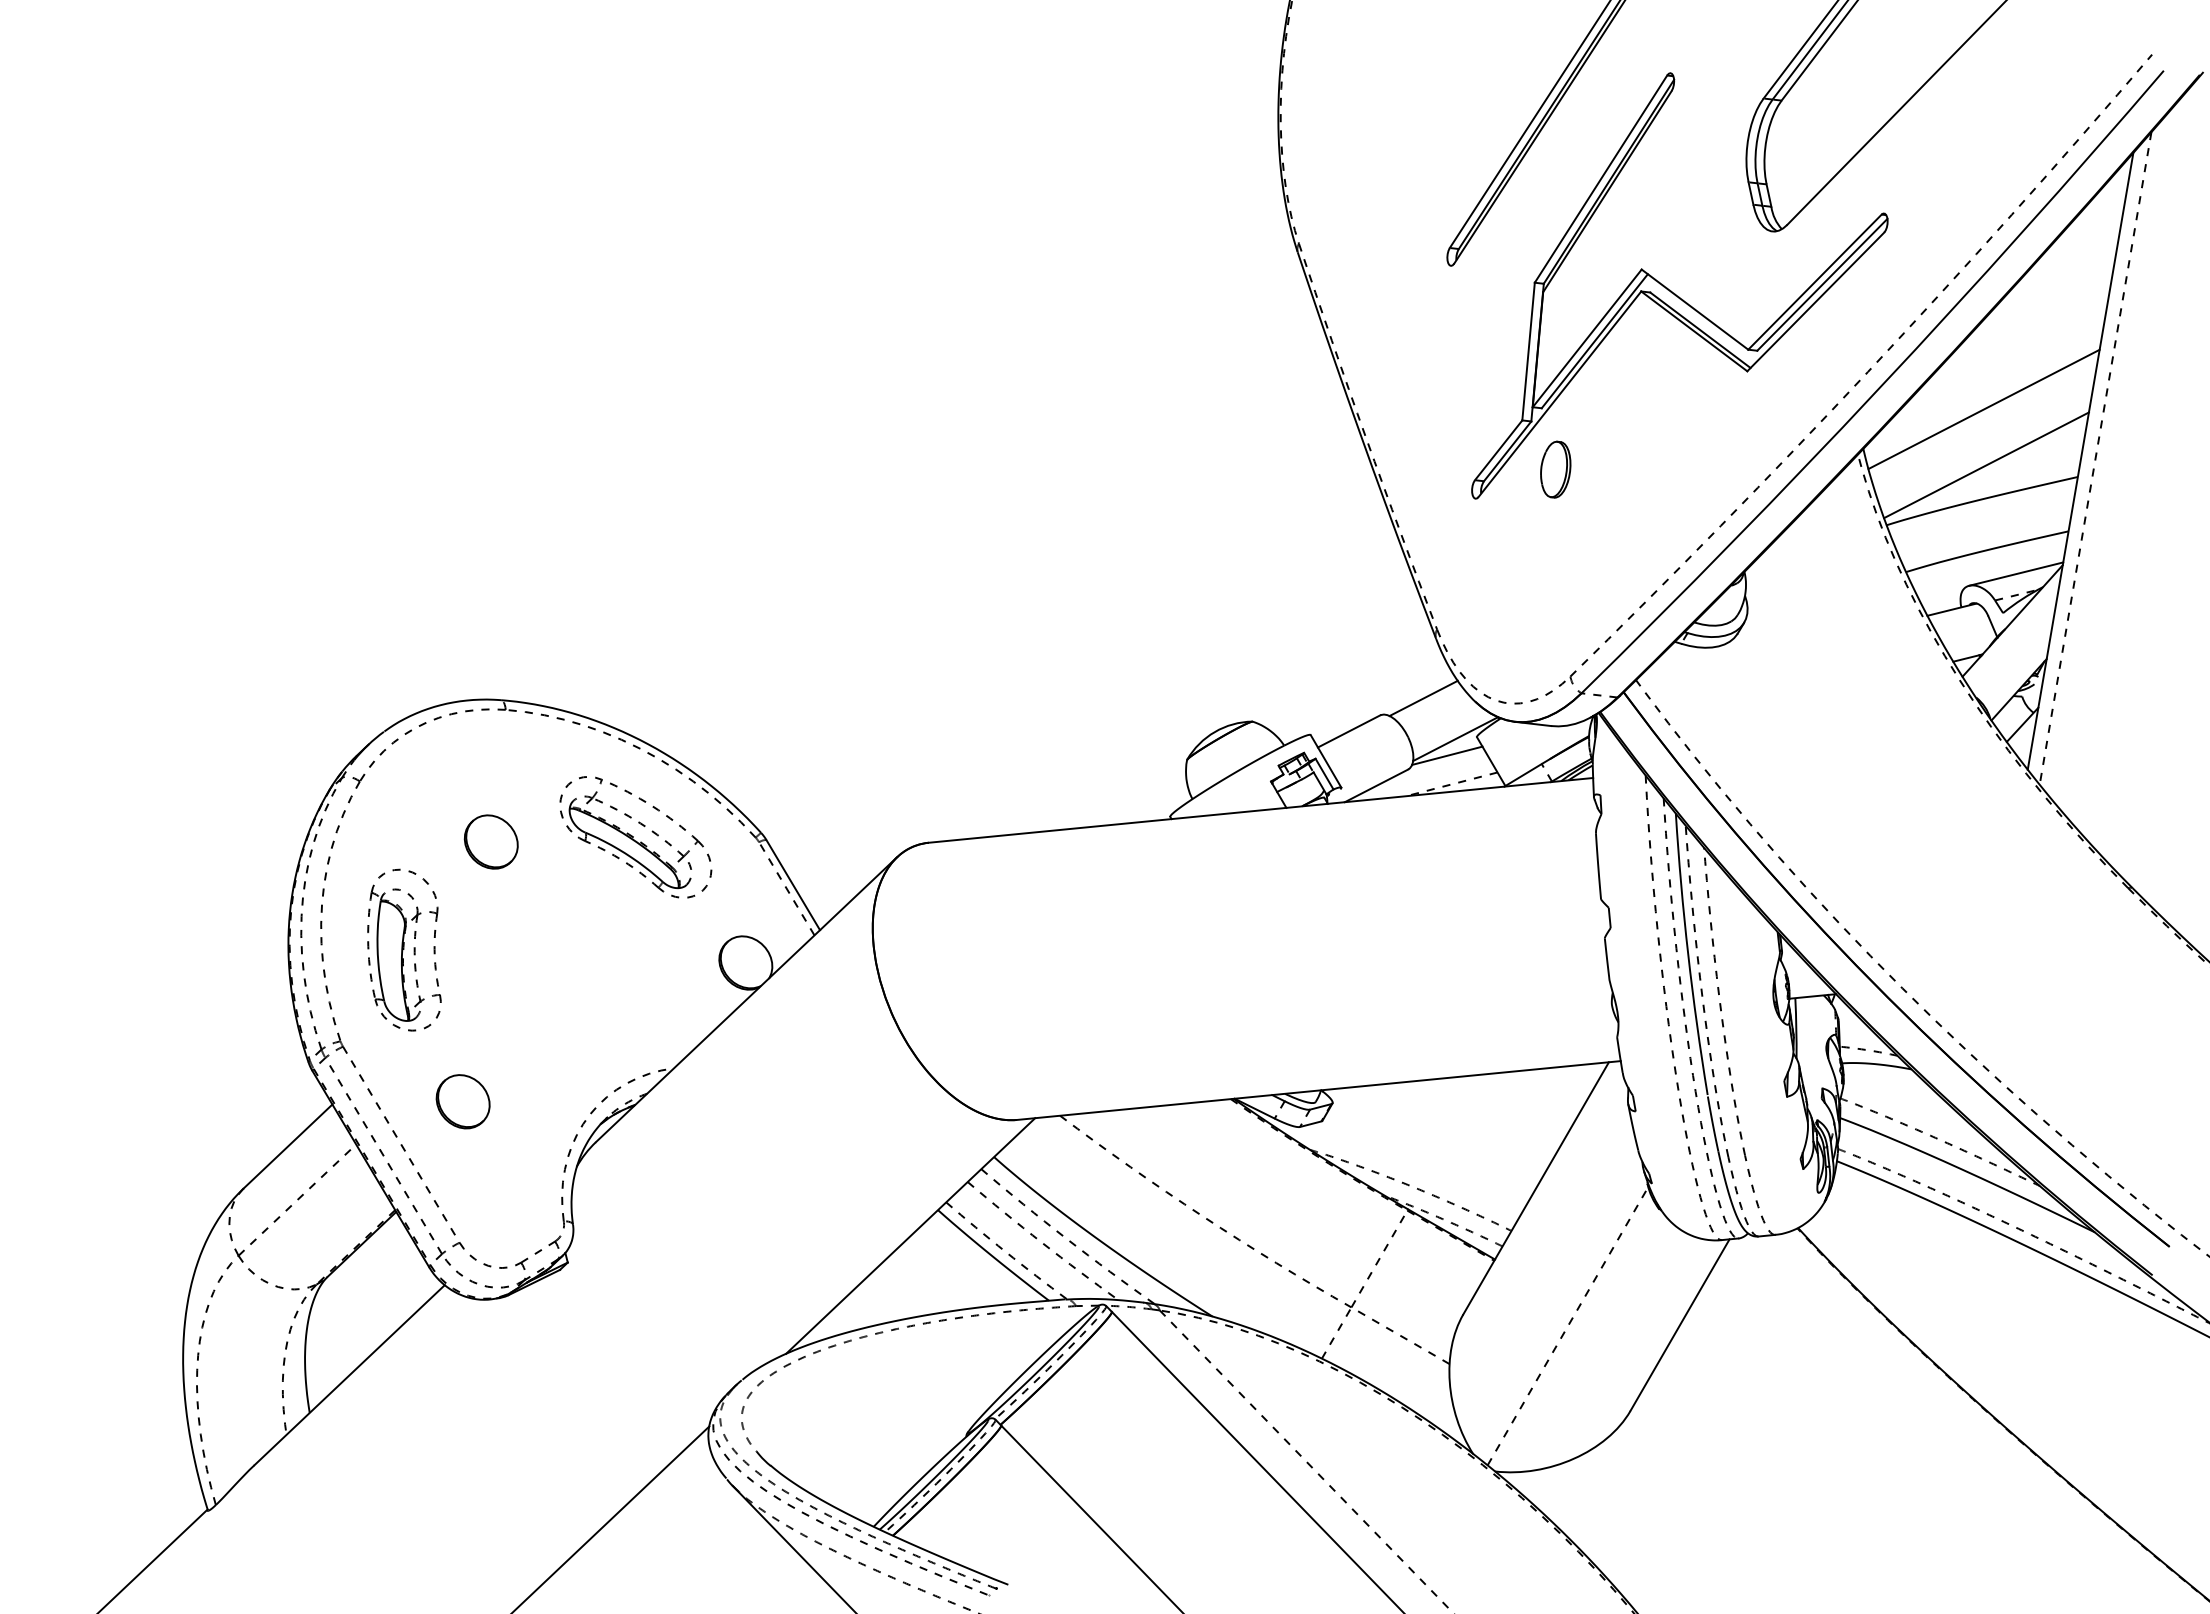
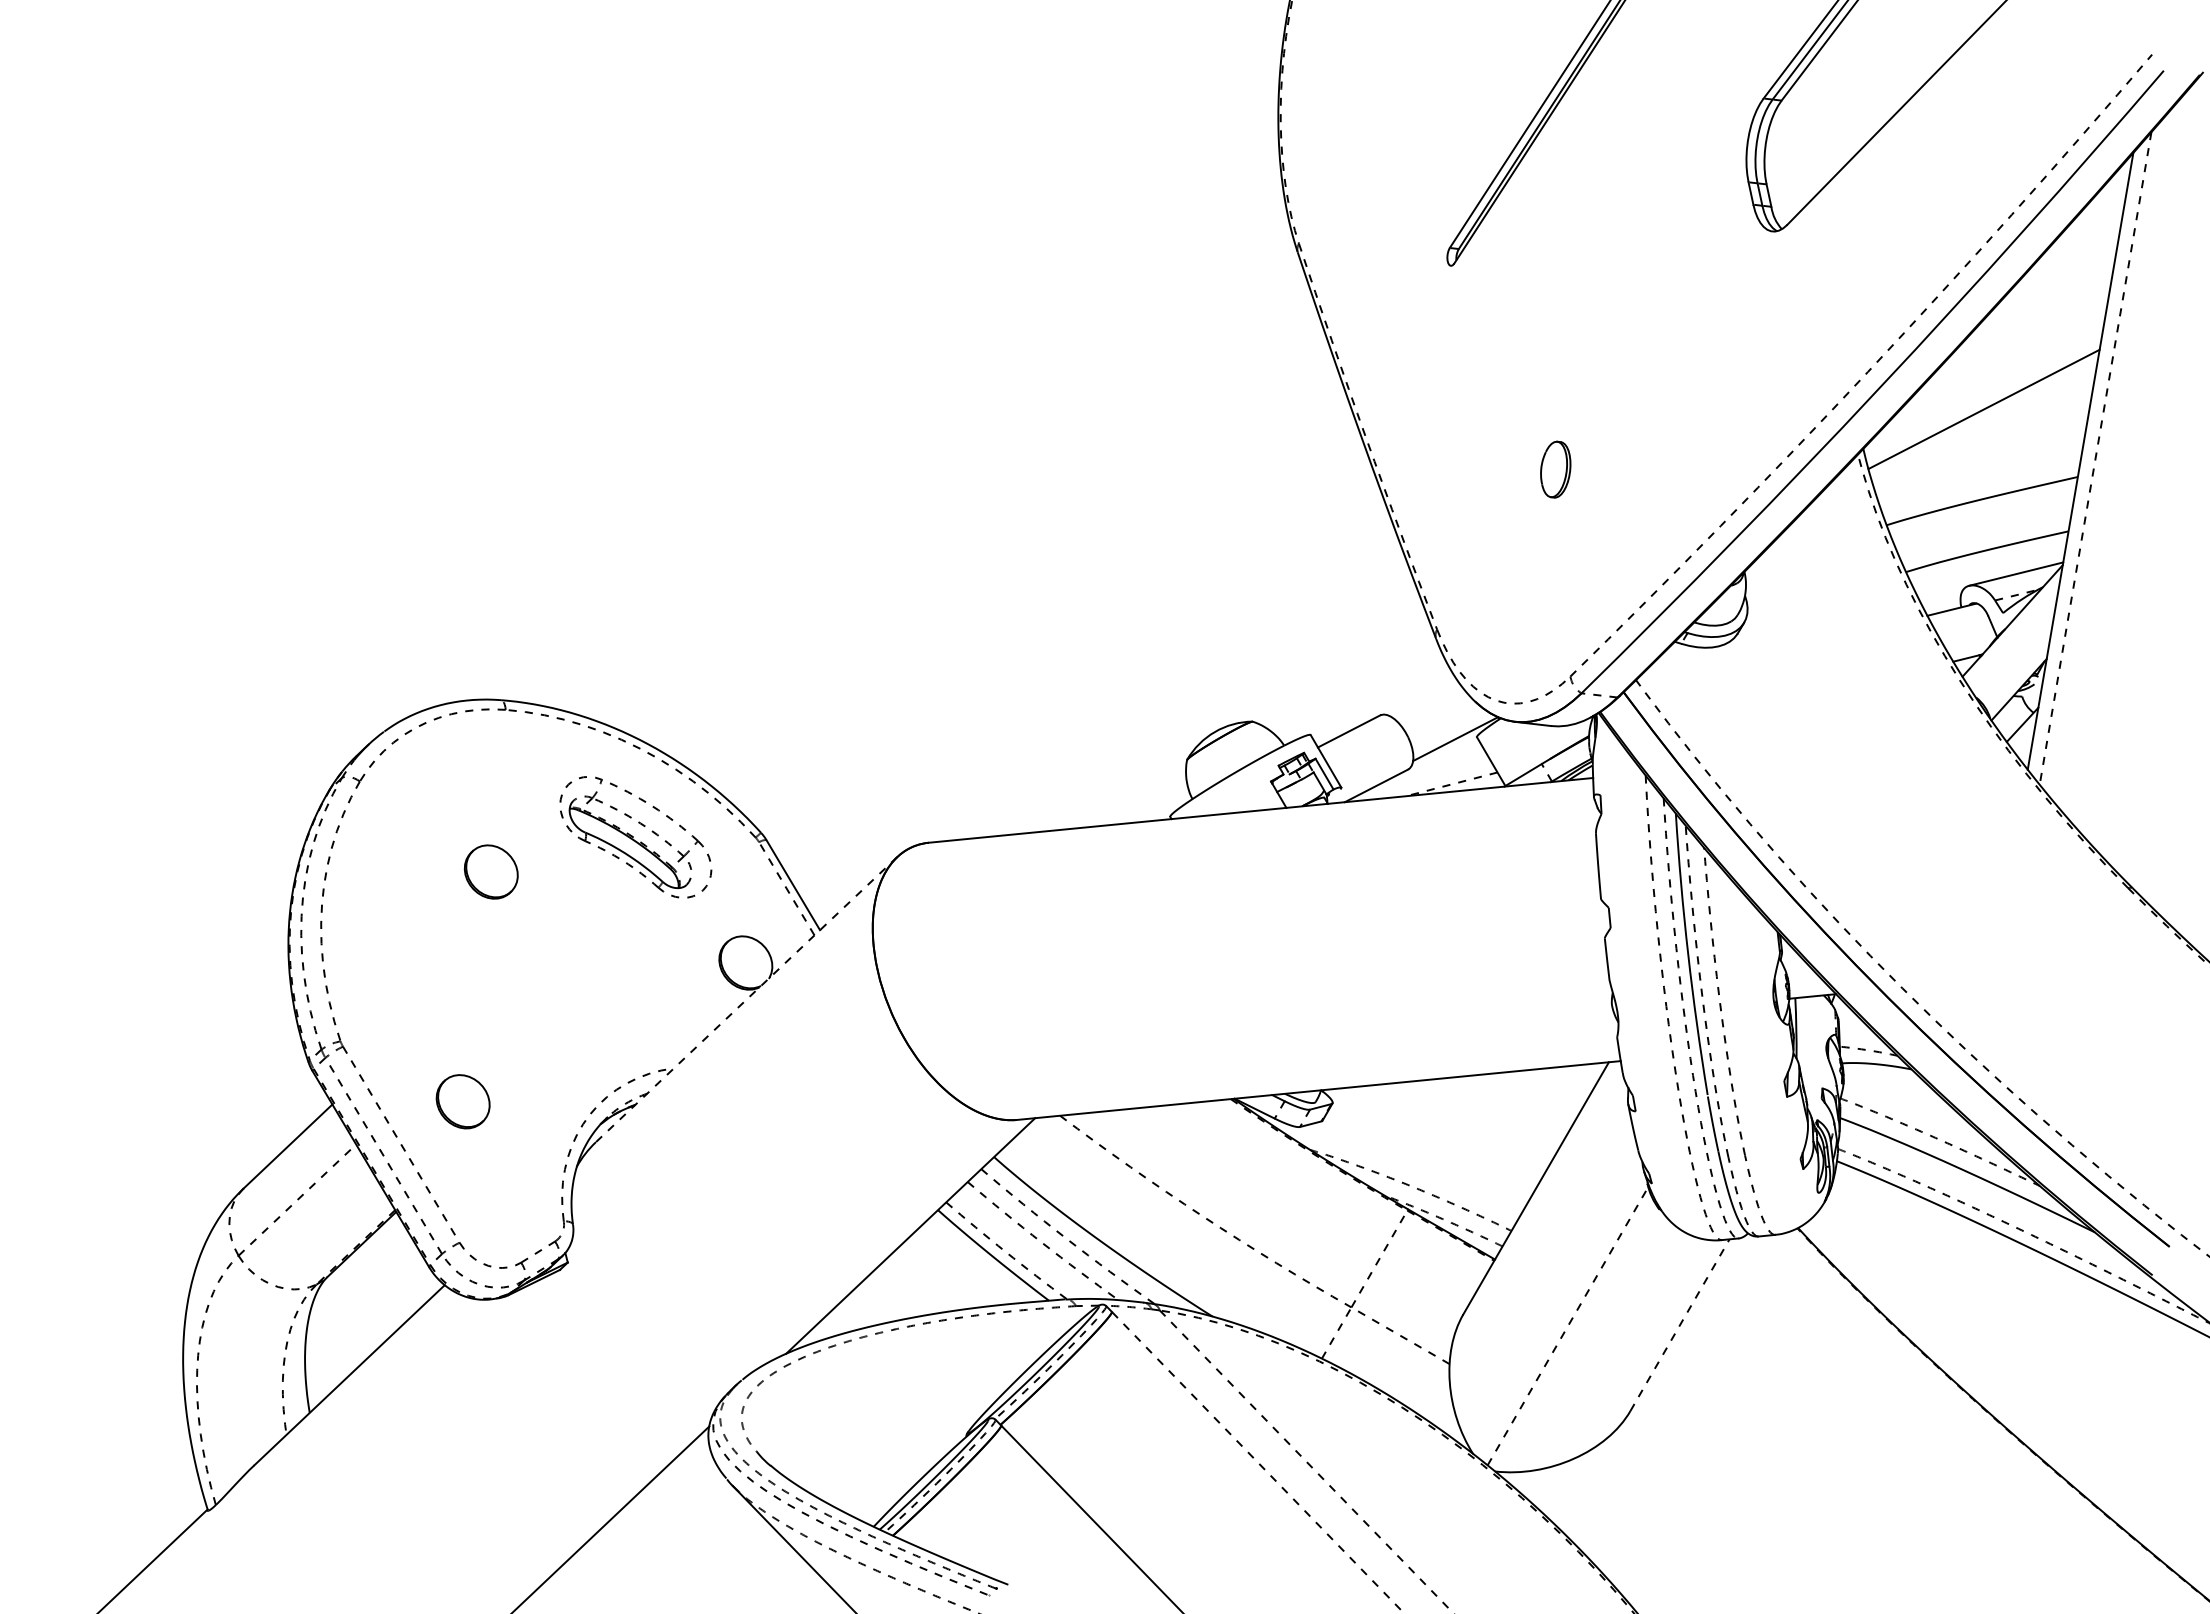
part: present -> none (1675, 293)
line: present -> none (1986, 465)
line: present -> none (1423, 698)
line: present -> none (1447, 755)
part position: (490, 841) -> (490, 871) (490, 871)
part: present -> none (404, 949)
line: solid -> dashed (746, 999)
line: solid -> dashed (1680, 1324)
line: solid -> dashed (1258, 1462)
